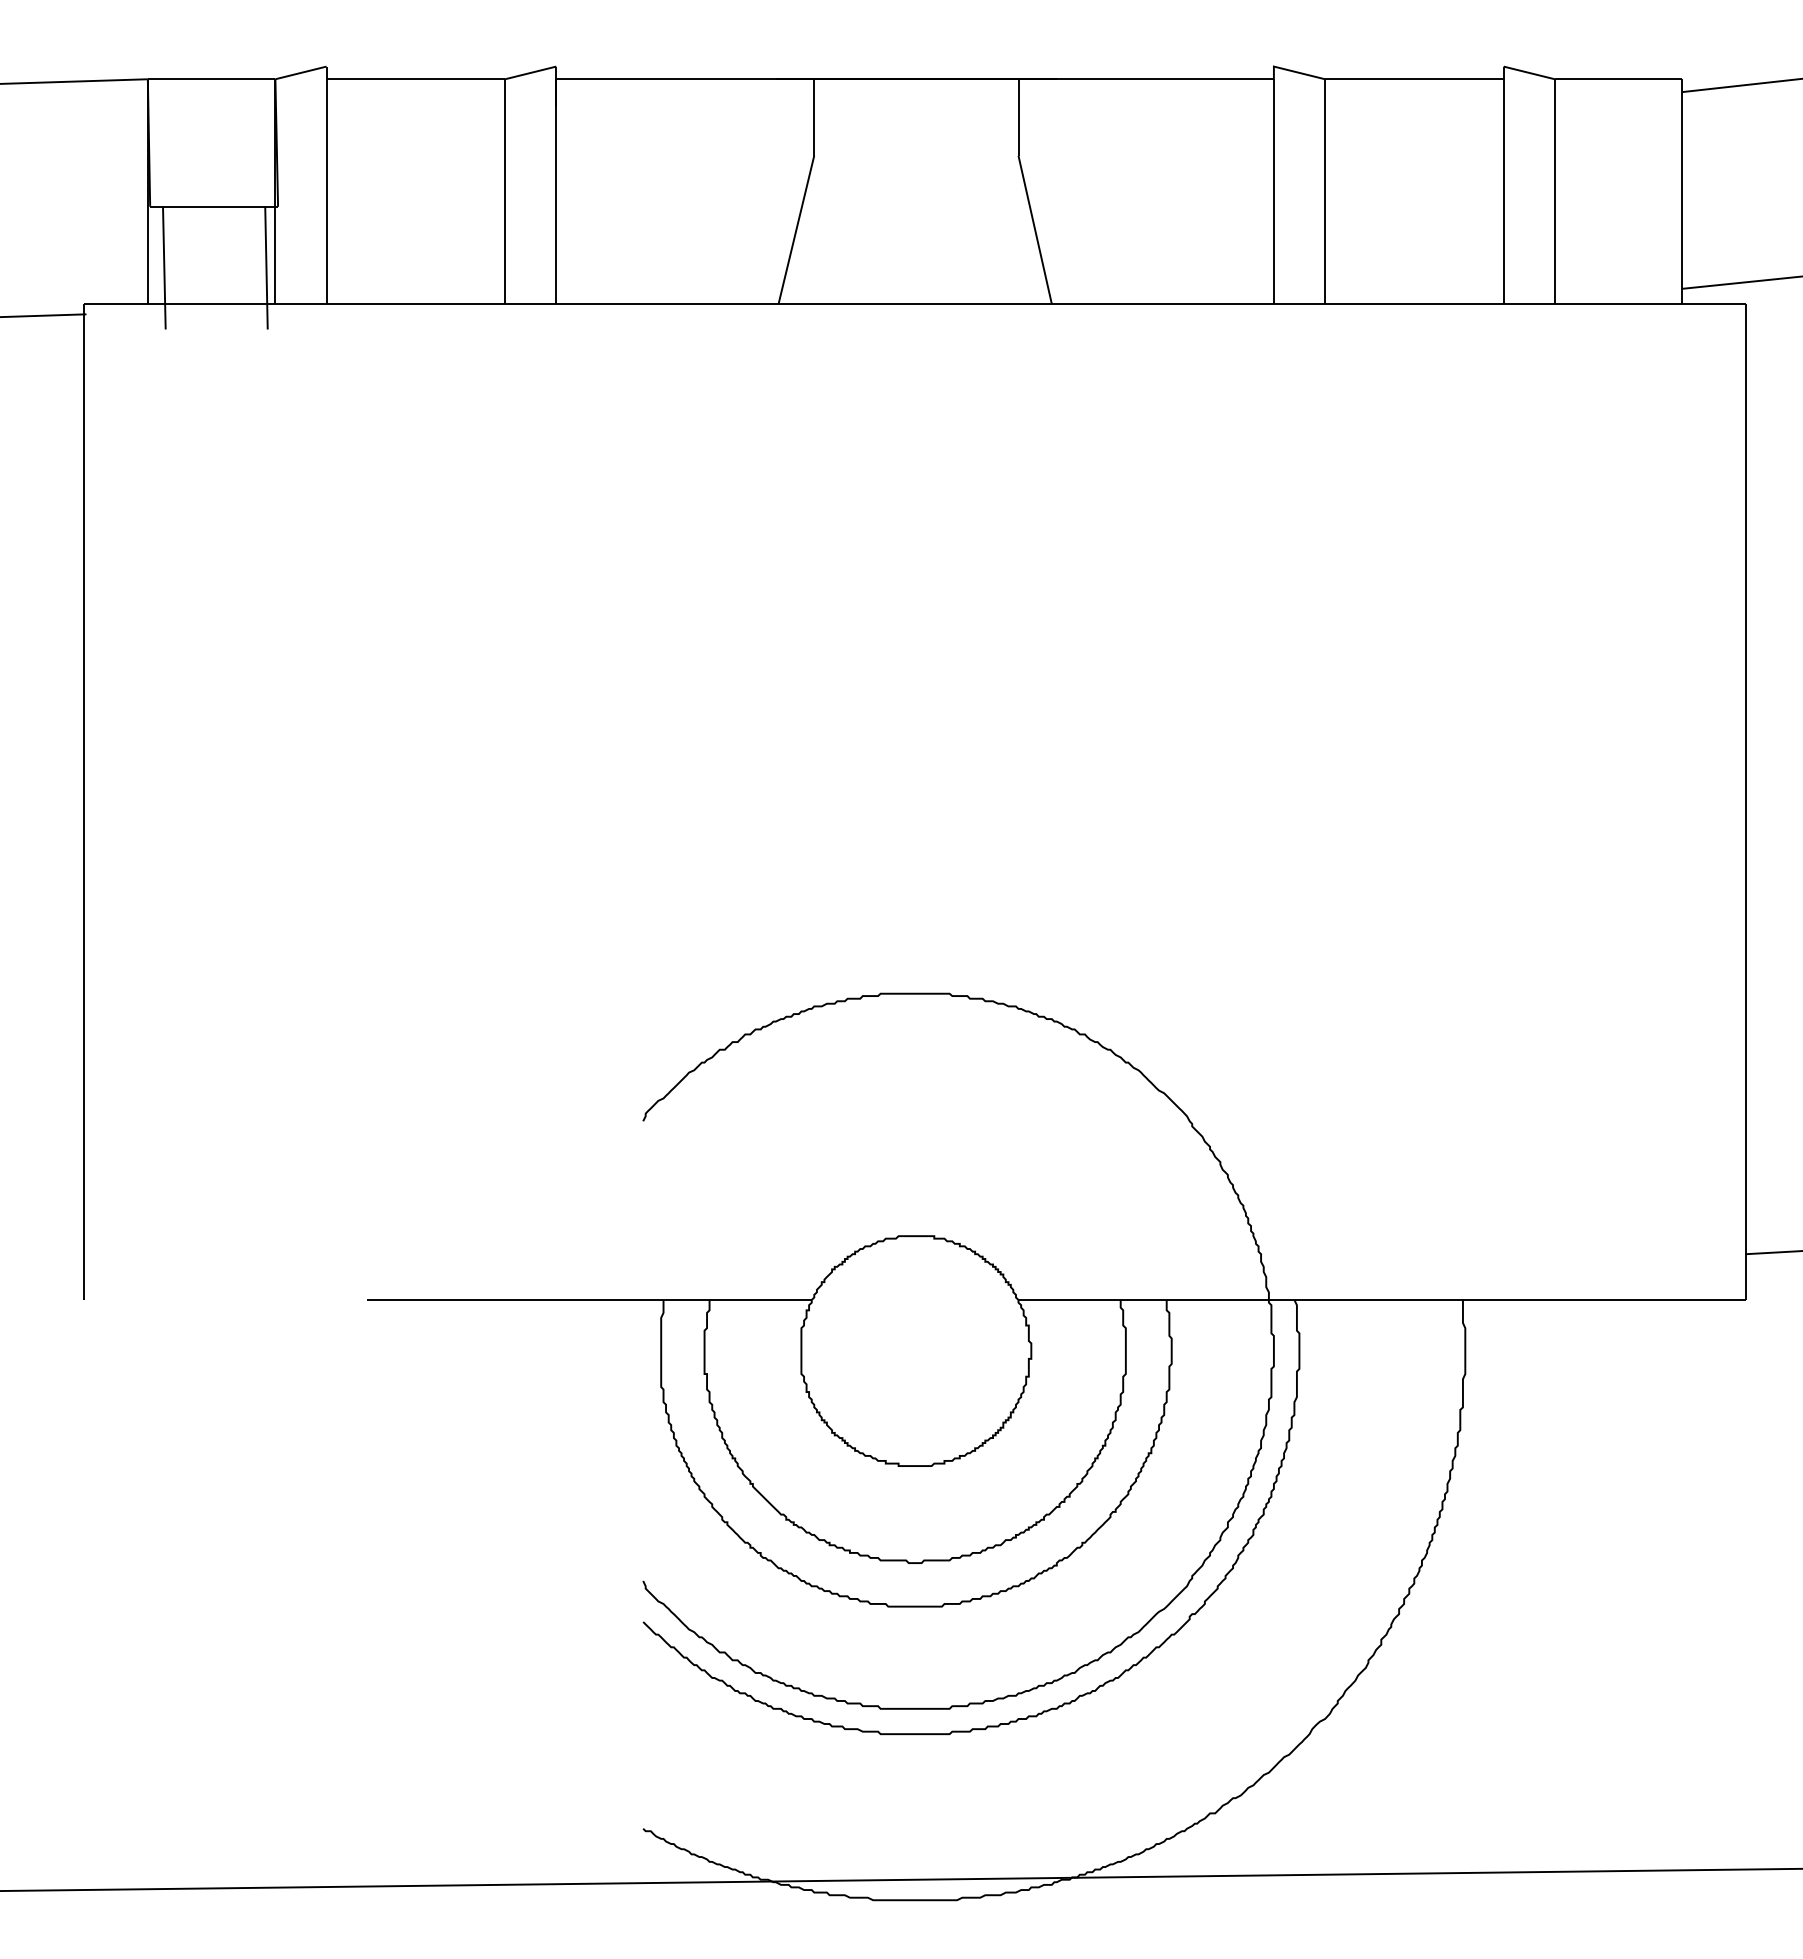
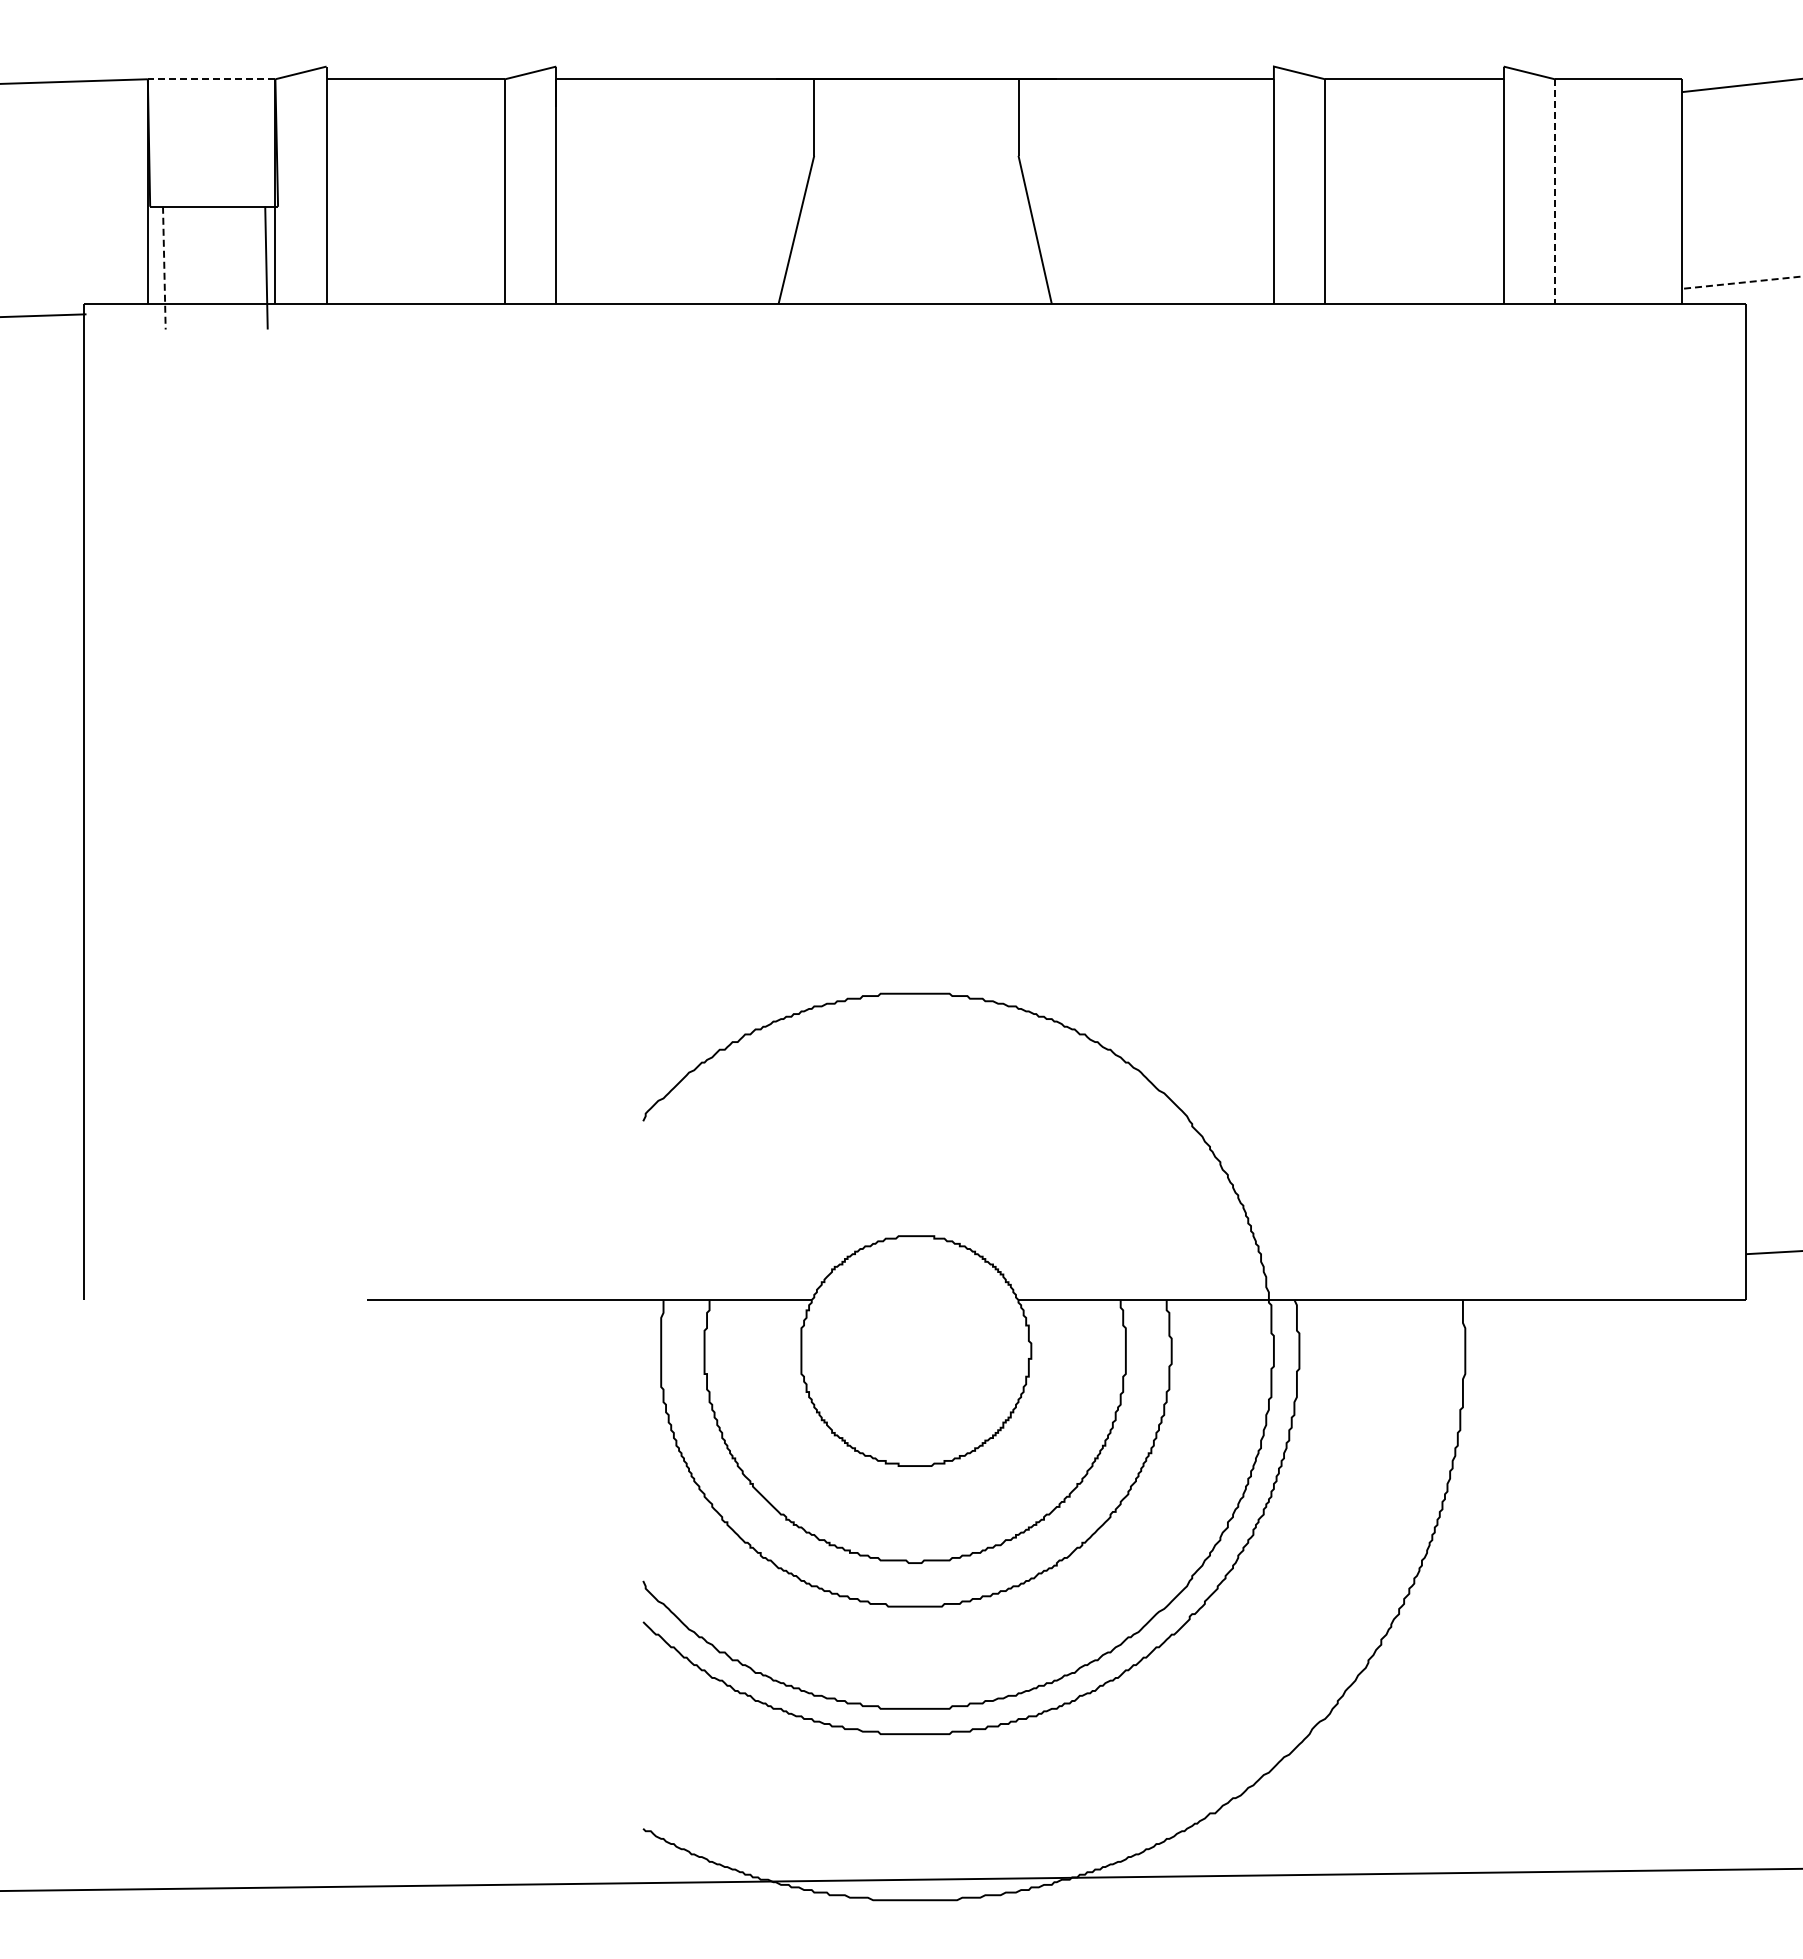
line: solid -> dashed (211, 79)
line: solid -> dashed (1554, 192)
line: solid -> dashed (164, 268)
line: solid -> dashed (1741, 282)
